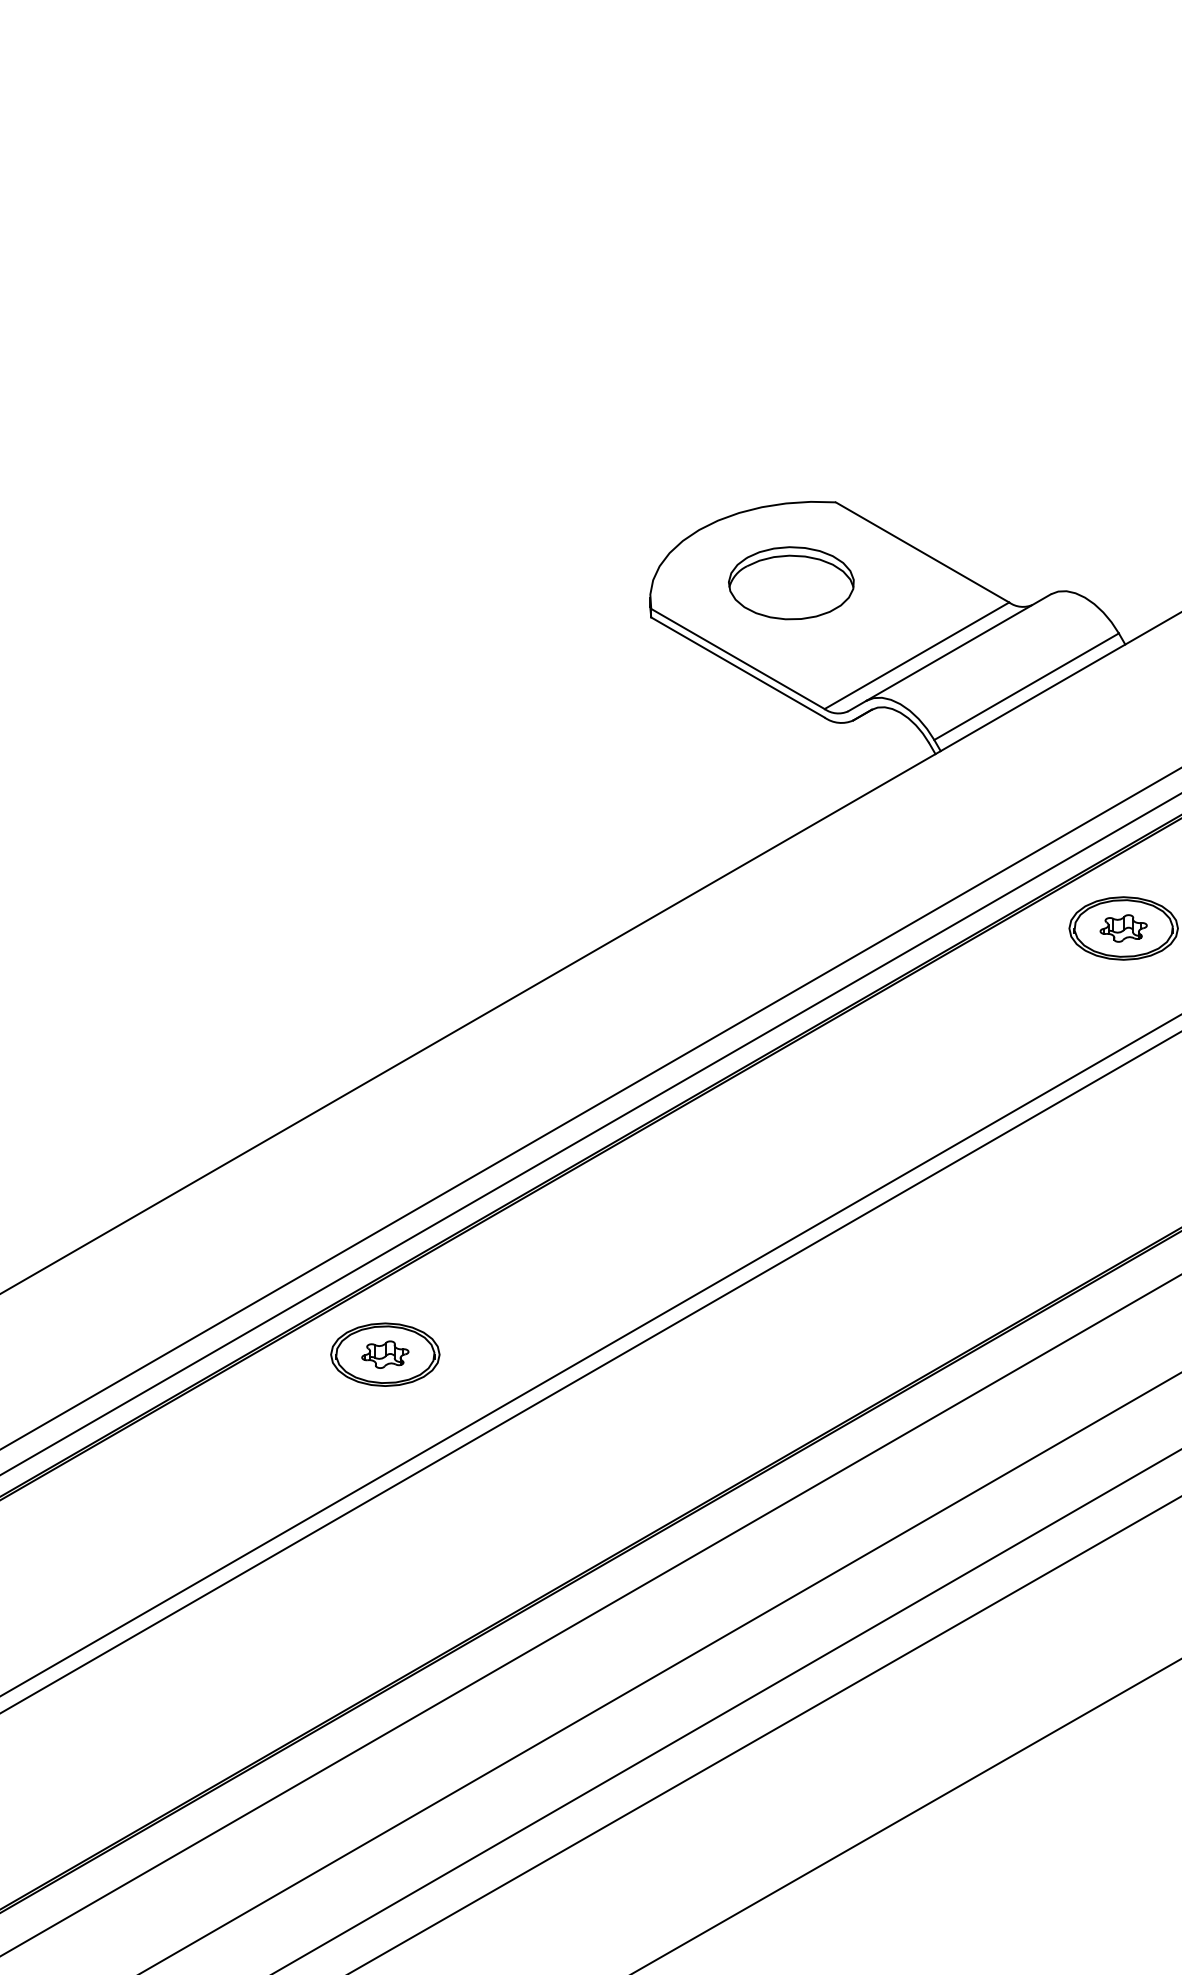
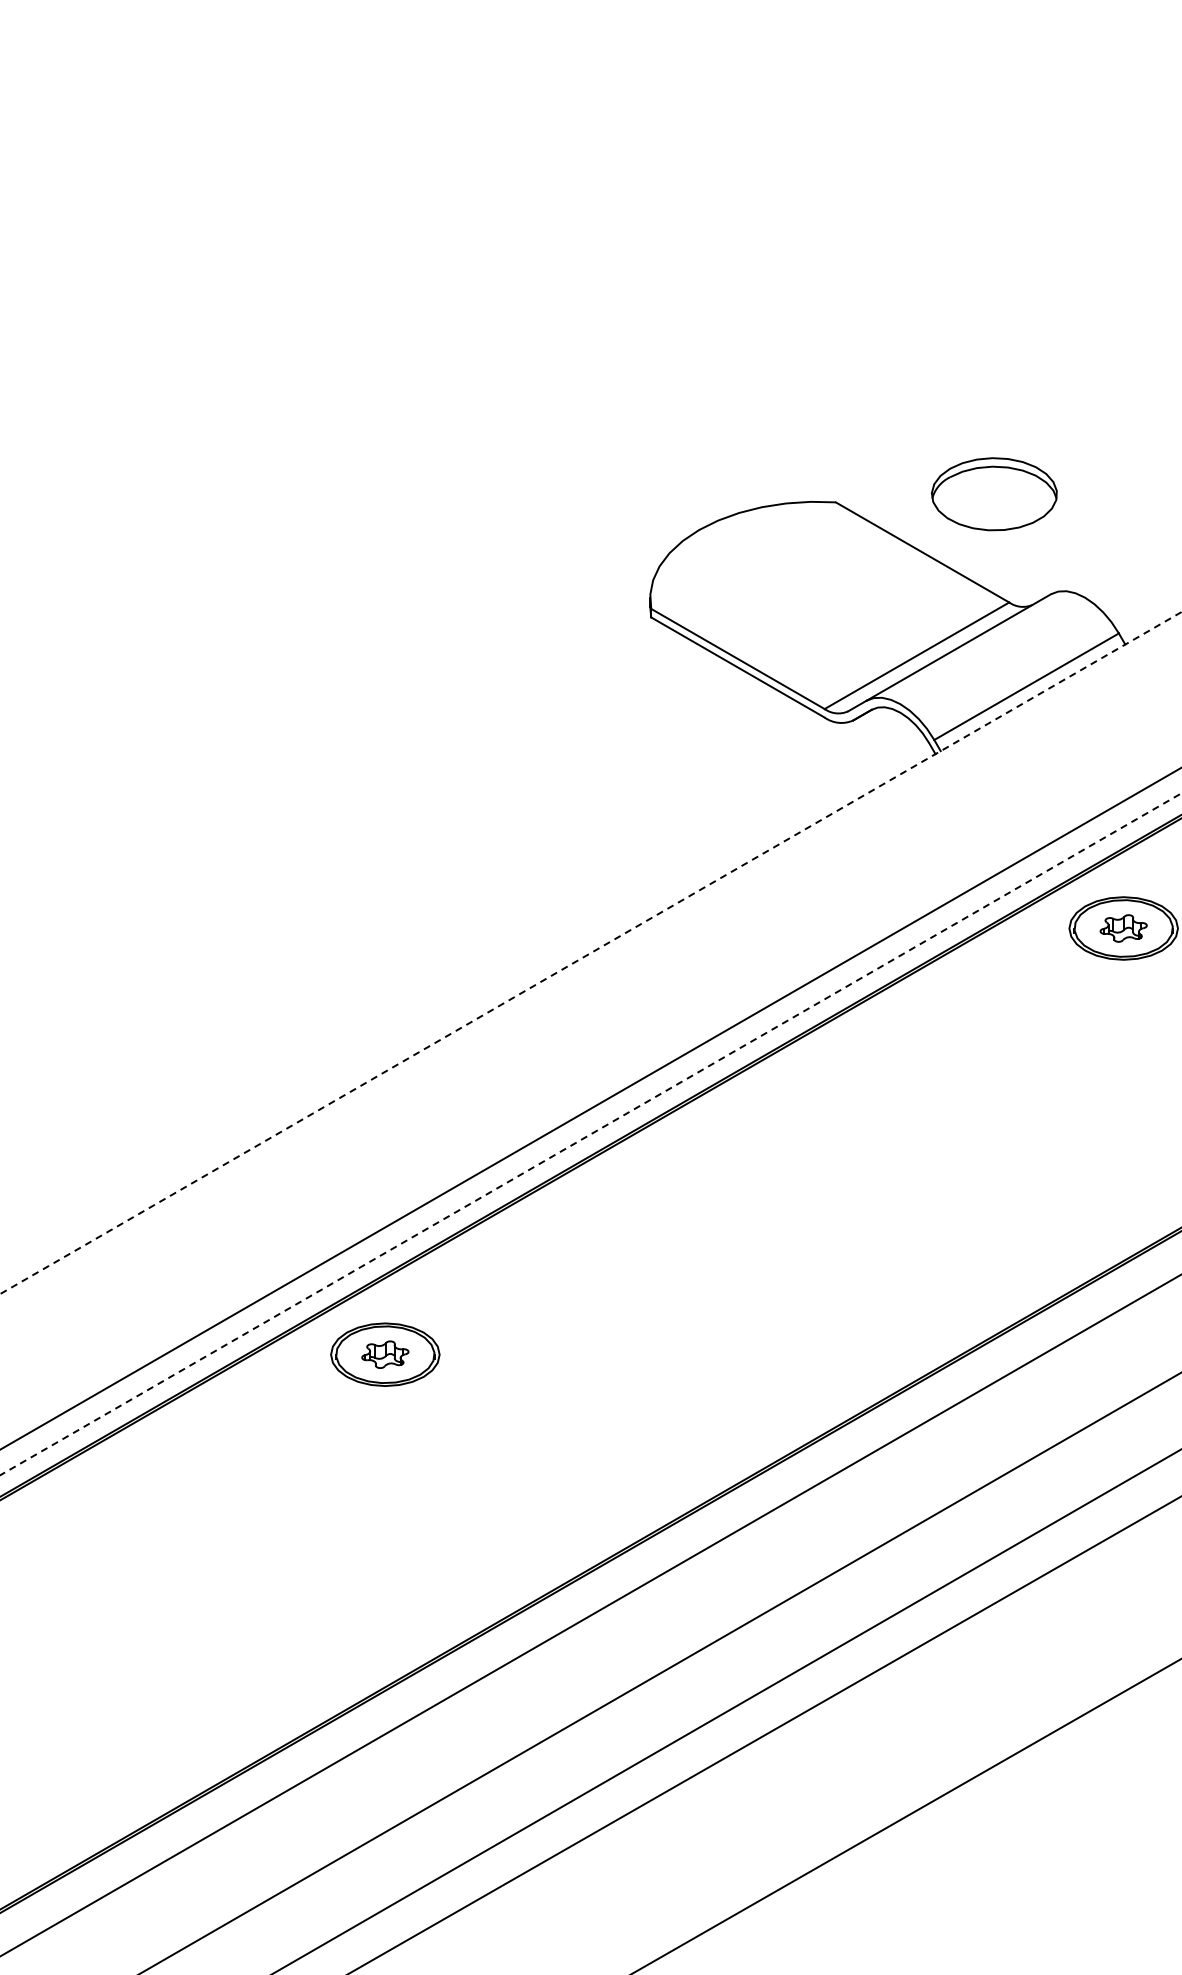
part position: (791, 583) -> (994, 494) (994, 494)
line: solid -> dashed (590, 953)
line: solid -> dashed (590, 1134)
line: present -> none (590, 1355)
line: present -> none (590, 1372)
